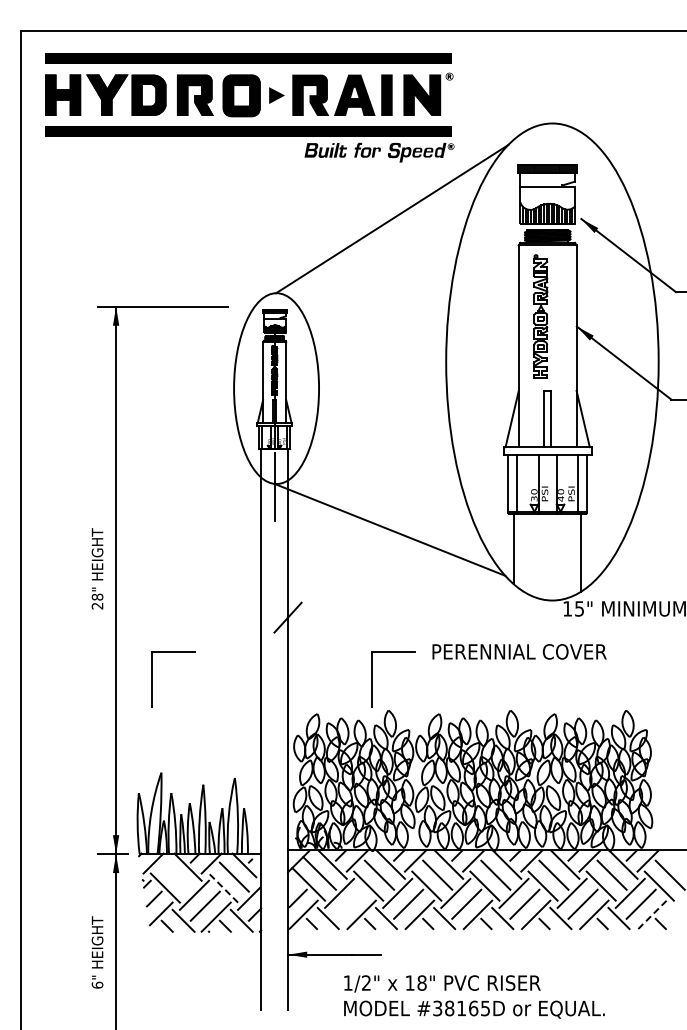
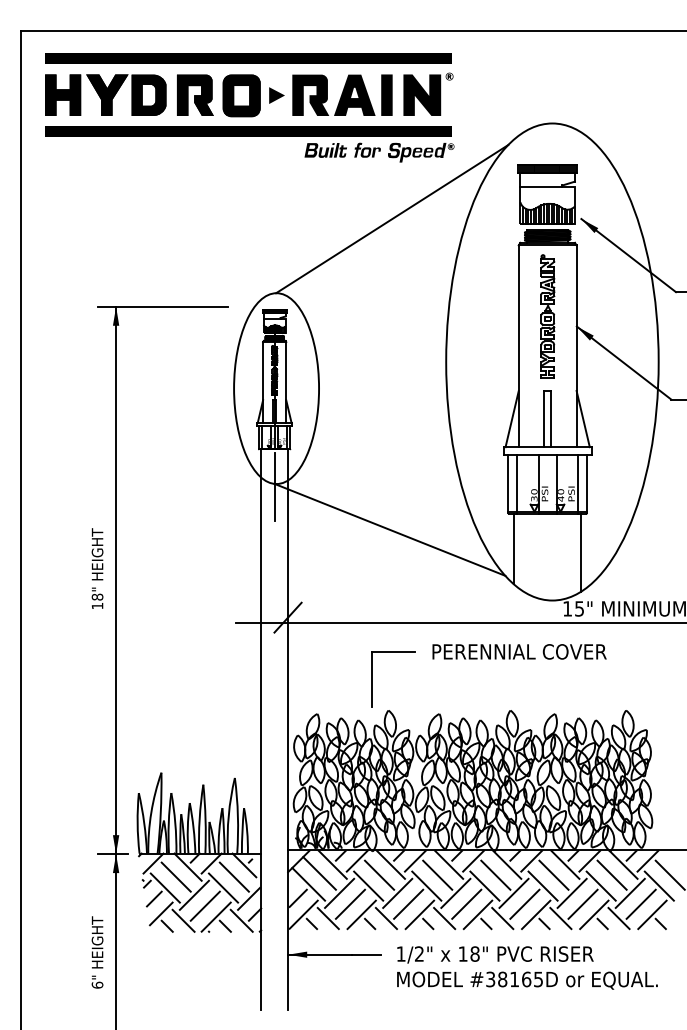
part position: (540, 316) -> (547, 316) (547, 316)
text: 28" -> 18" (97, 606)
line: none -> present (459, 622)
part: present -> none (152, 679)
line: none -> present (175, 876)
line: dashed -> solid (223, 888)
line: none -> present (350, 903)
line: dashed -> solid (652, 914)
text position: (474, 996) -> (527, 967) (527, 967)
